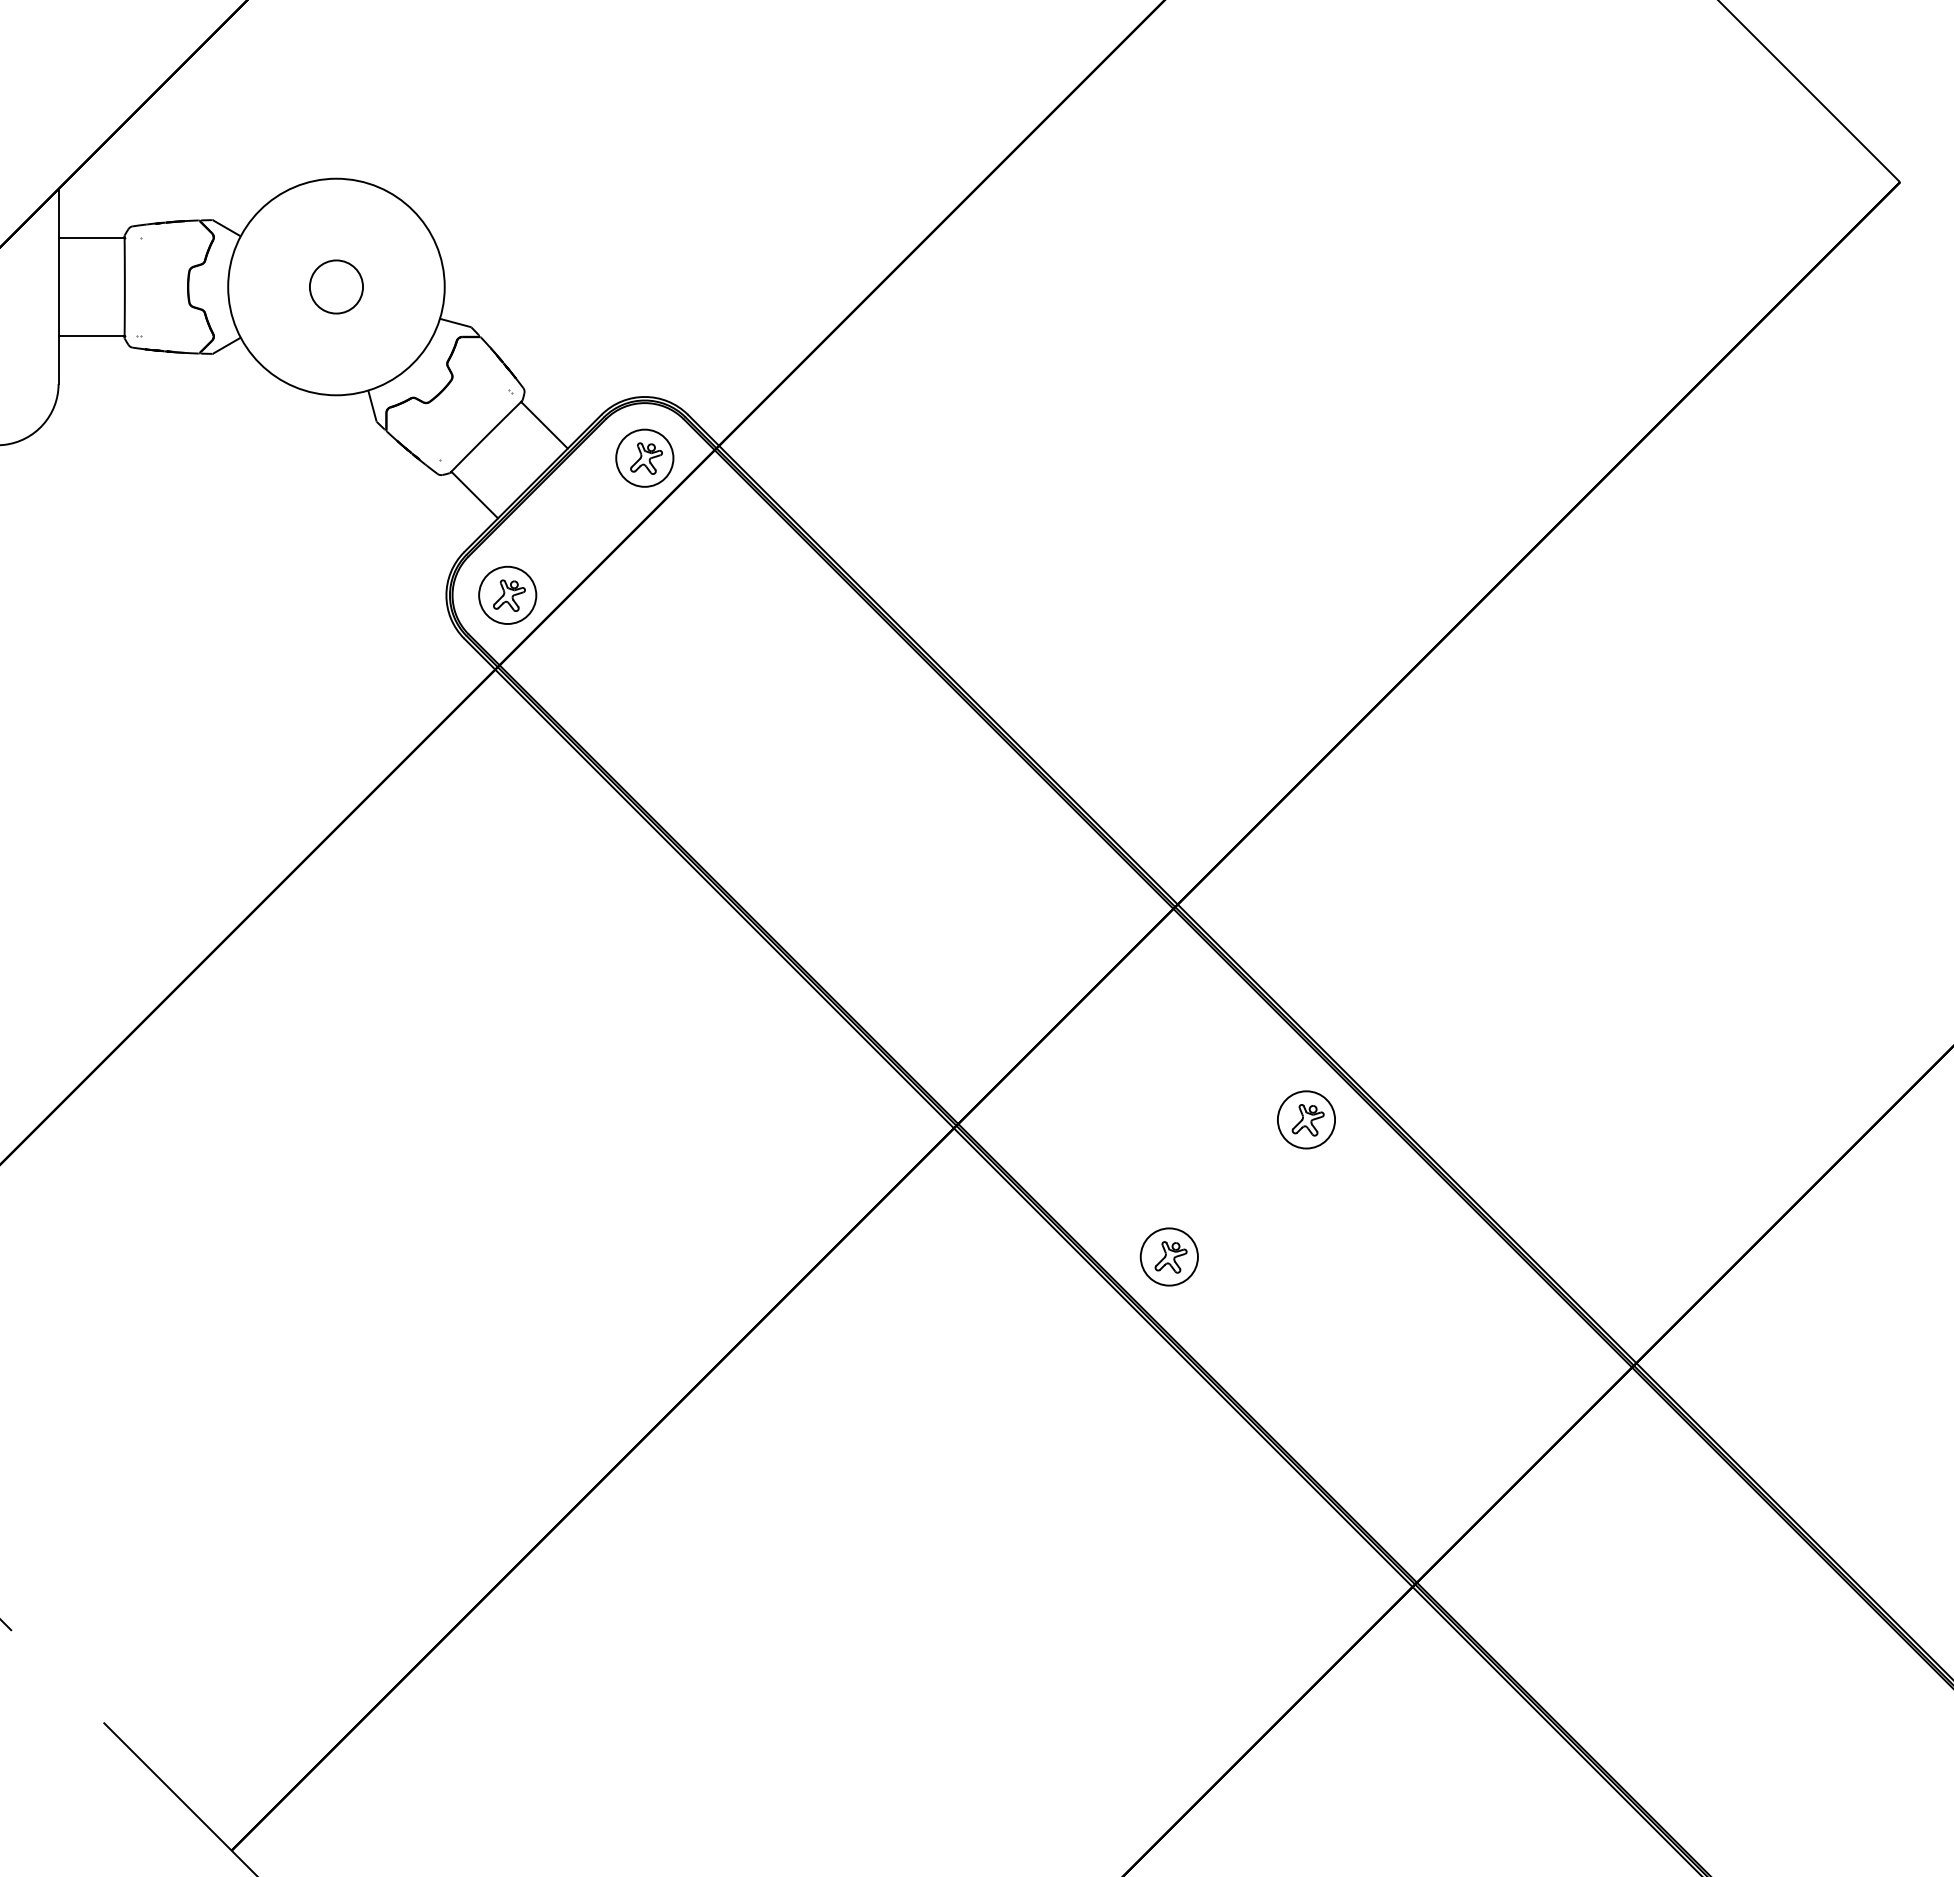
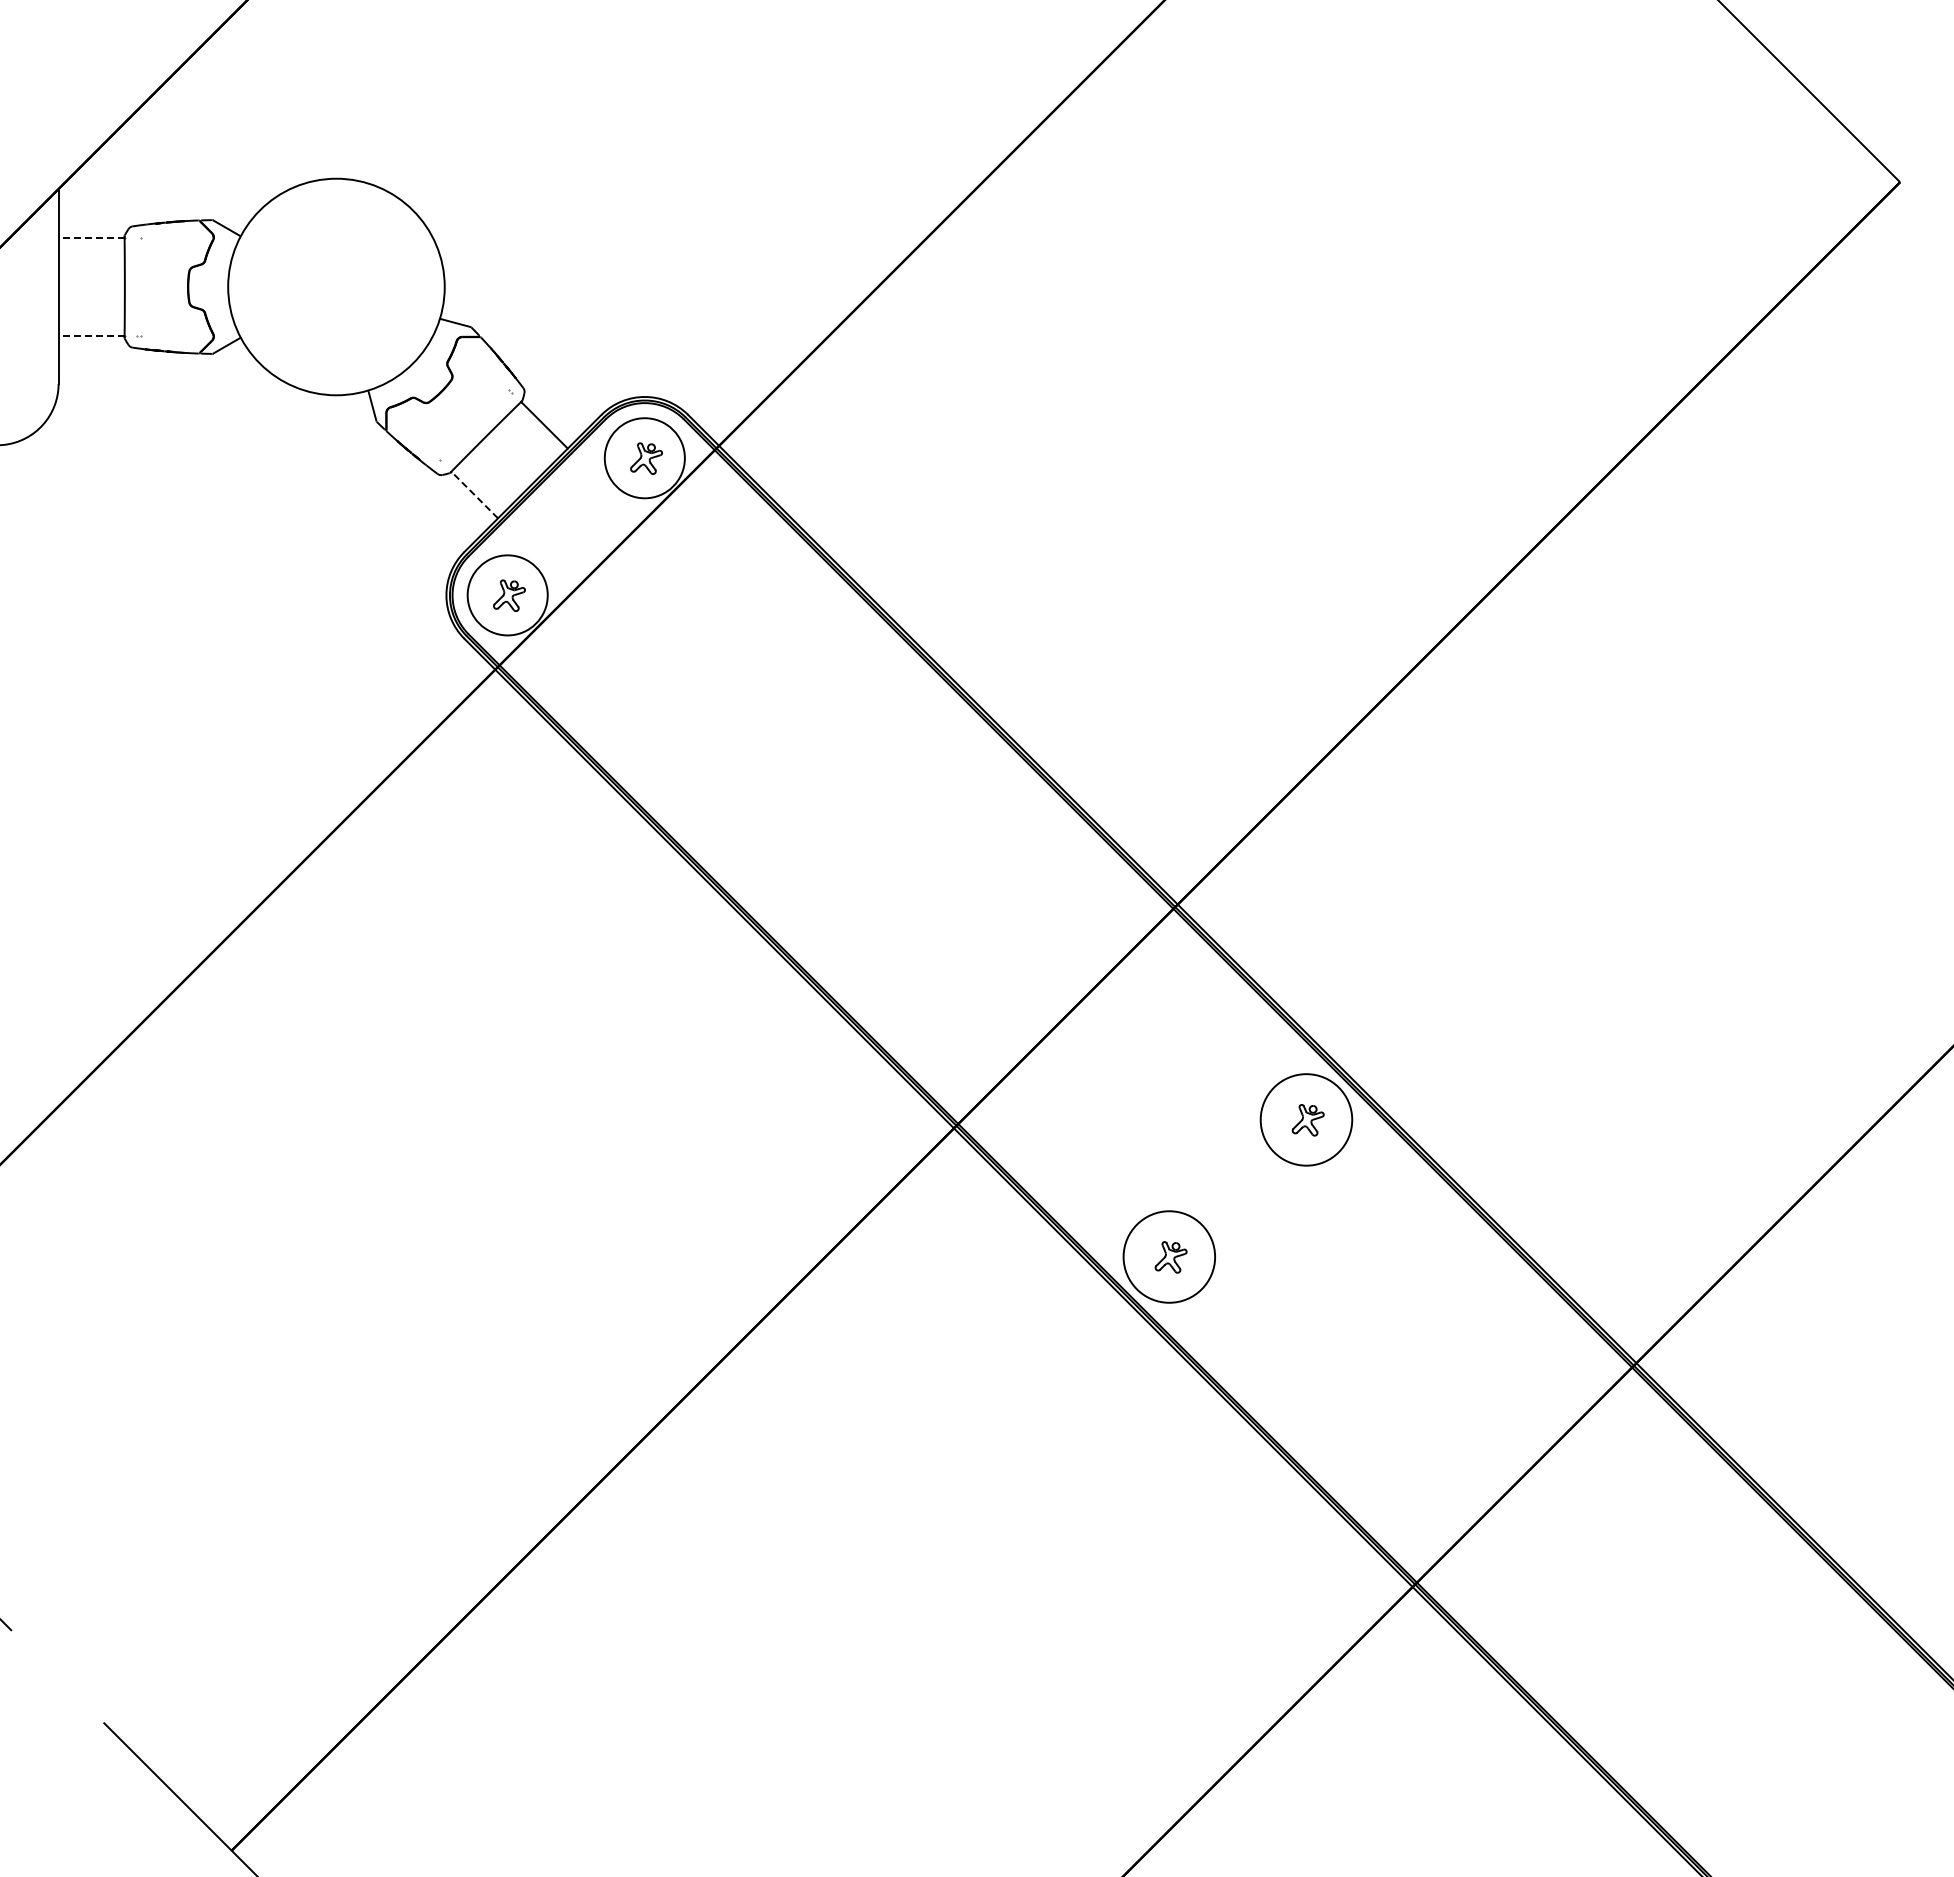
line: solid -> dashed (91, 237)
circle: present -> none (336, 286)
line: solid -> dashed (91, 336)
circle diameter: 57 px -> 80 px (644, 458)
line: solid -> dashed (474, 495)
circle diameter: 57 px -> 80 px (507, 595)
circle diameter: 57 px -> 92 px (1306, 1119)
circle diameter: 57 px -> 92 px (1169, 1256)
